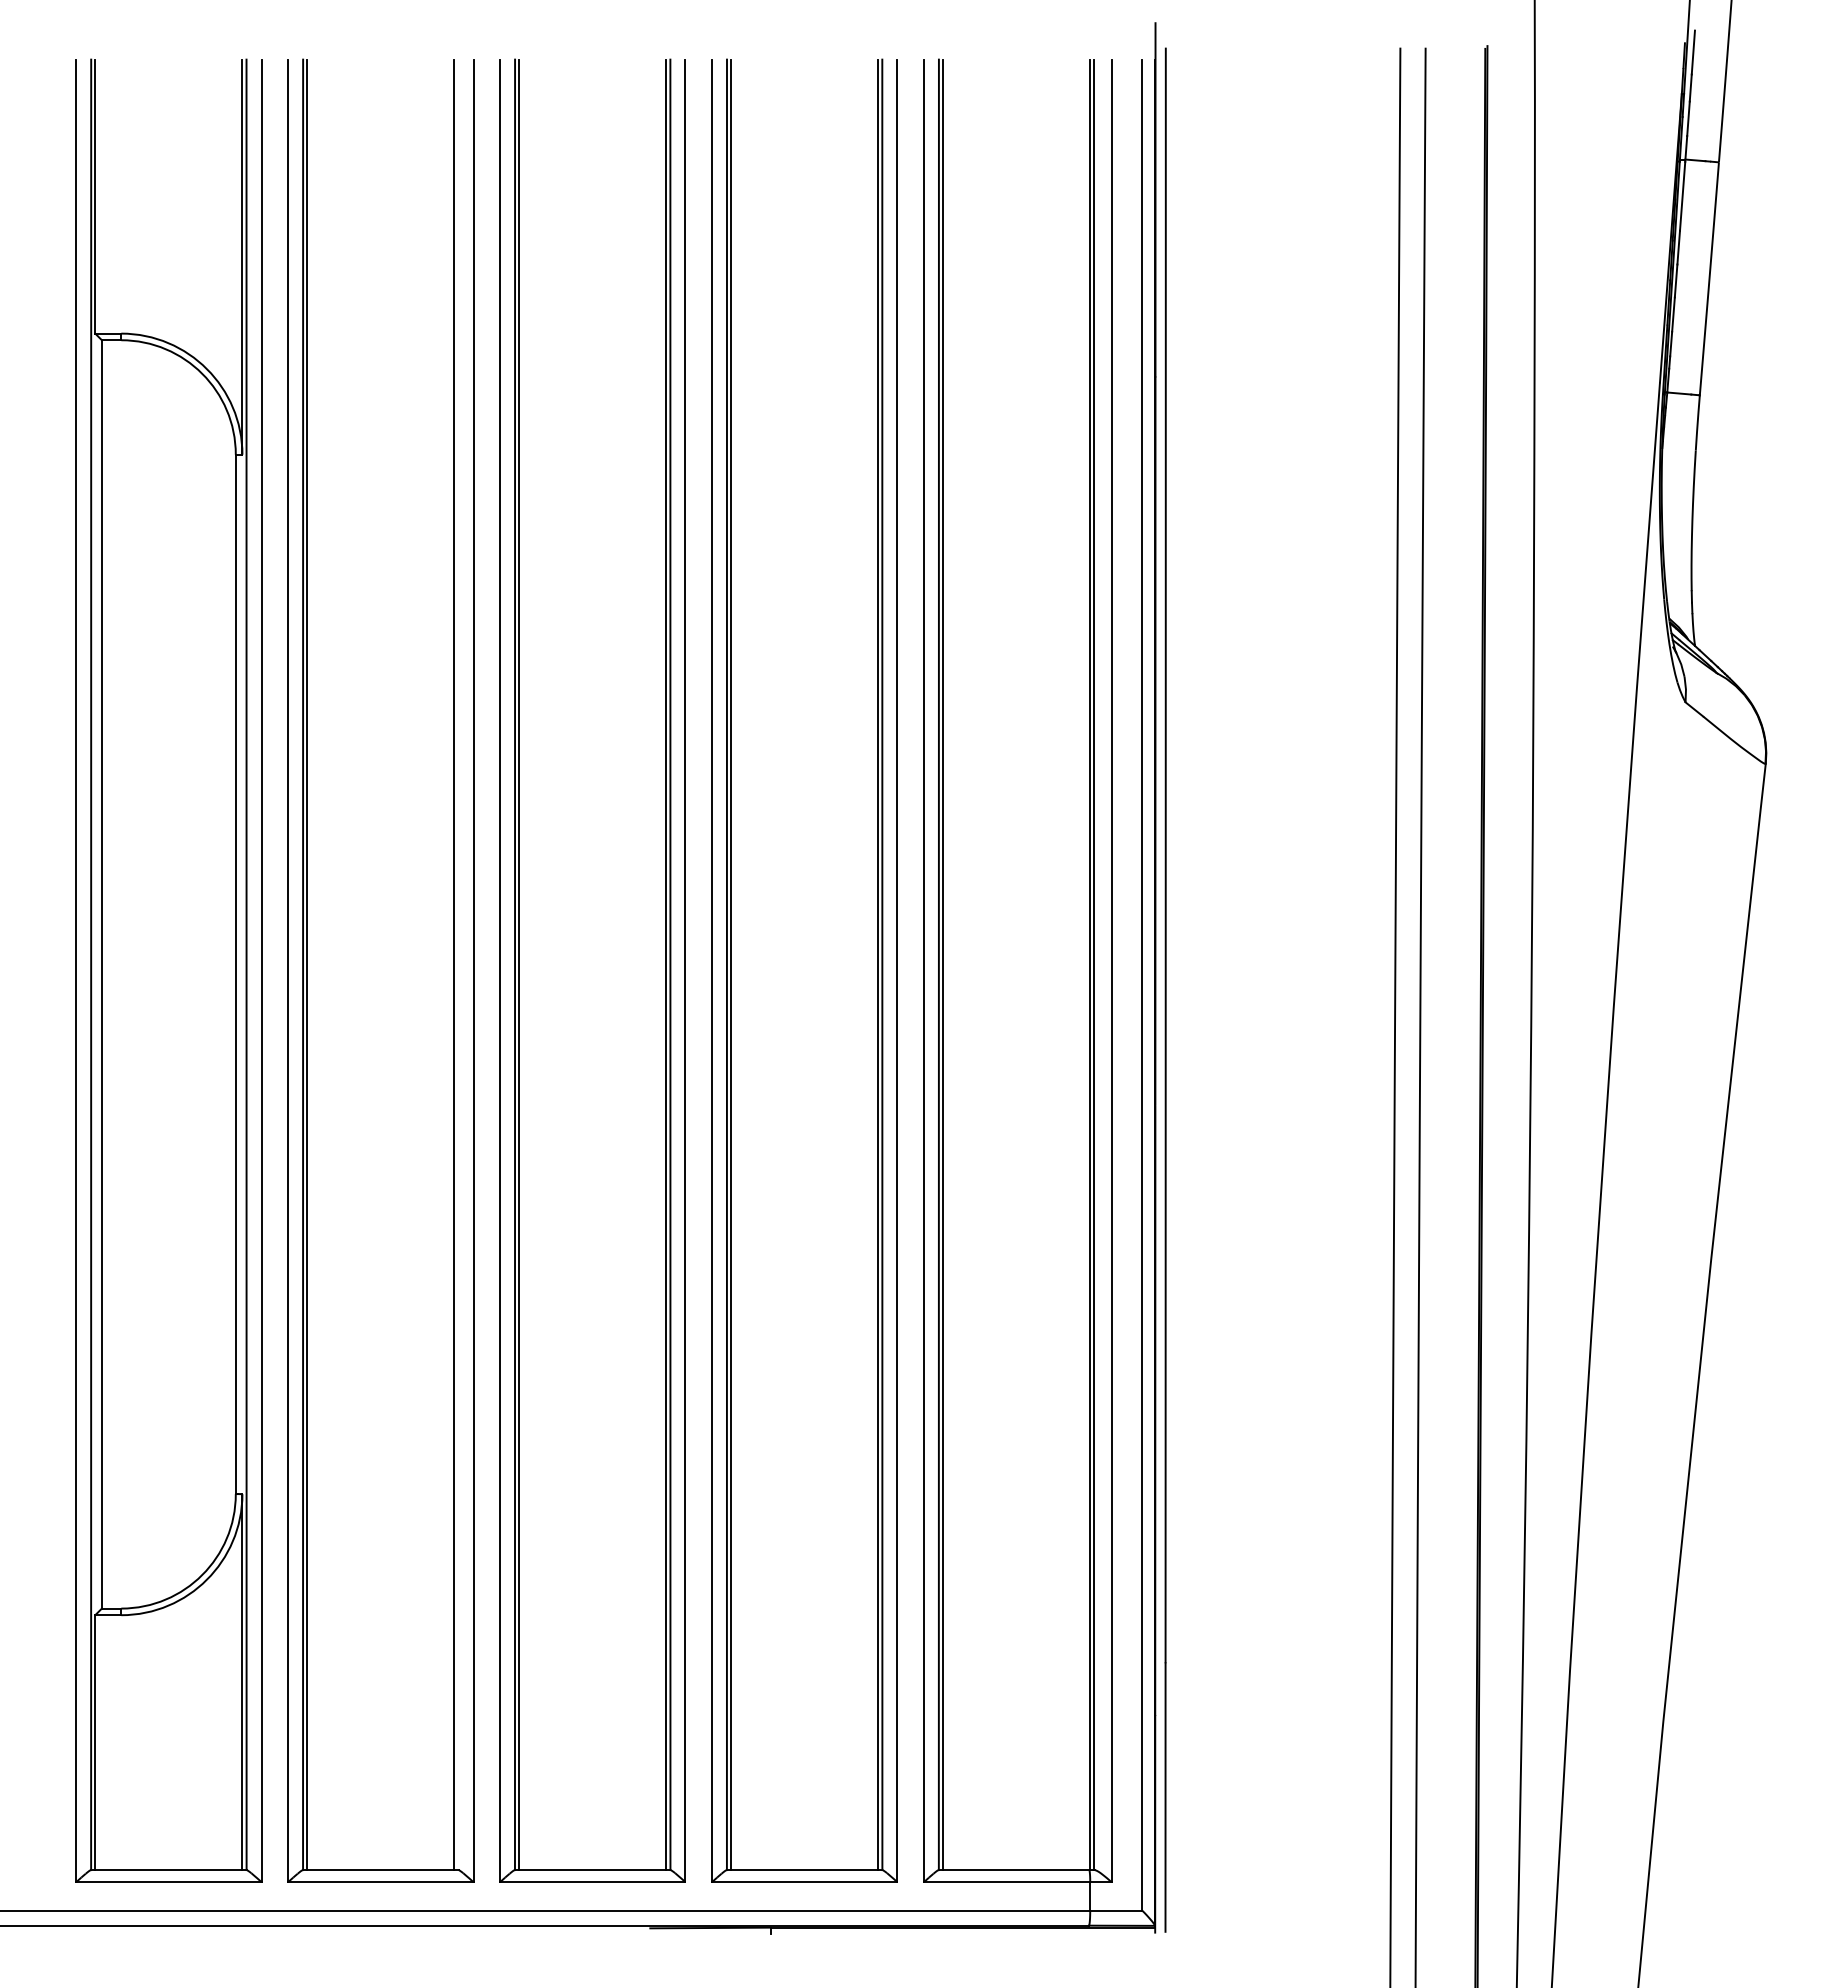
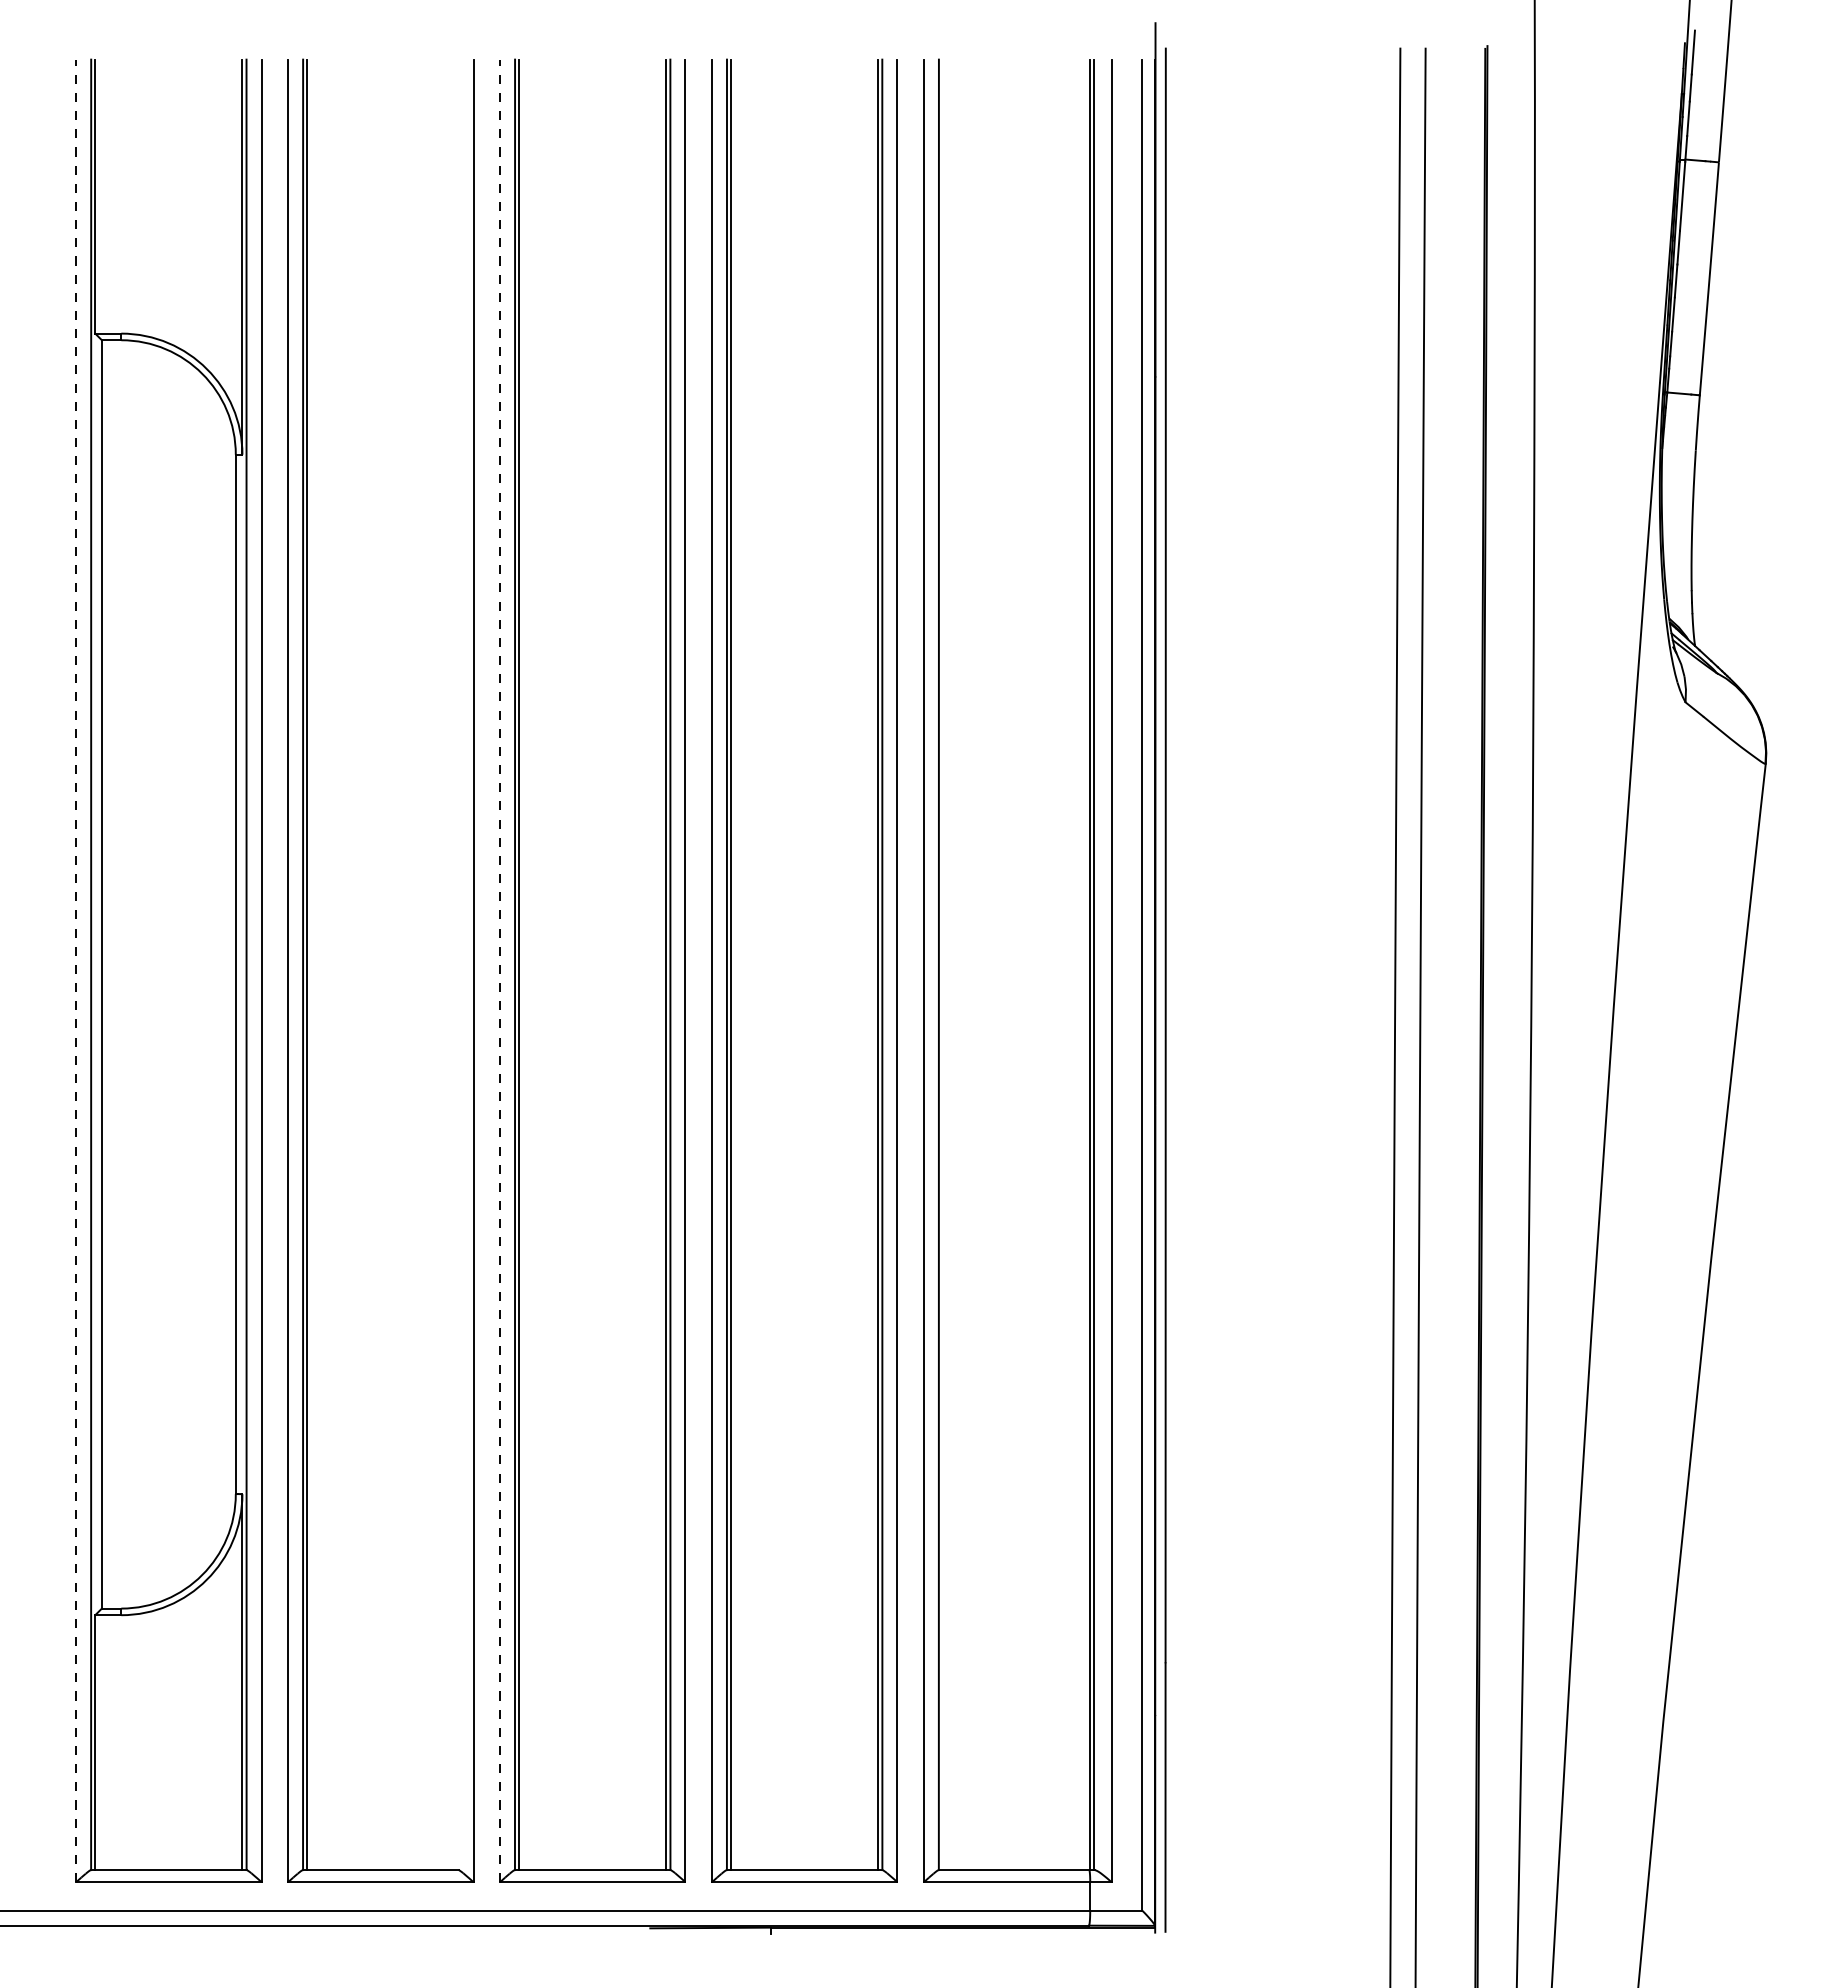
line: present -> none (454, 964)
line: present -> none (943, 964)
line: solid -> dashed (76, 970)
line: solid -> dashed (499, 970)
